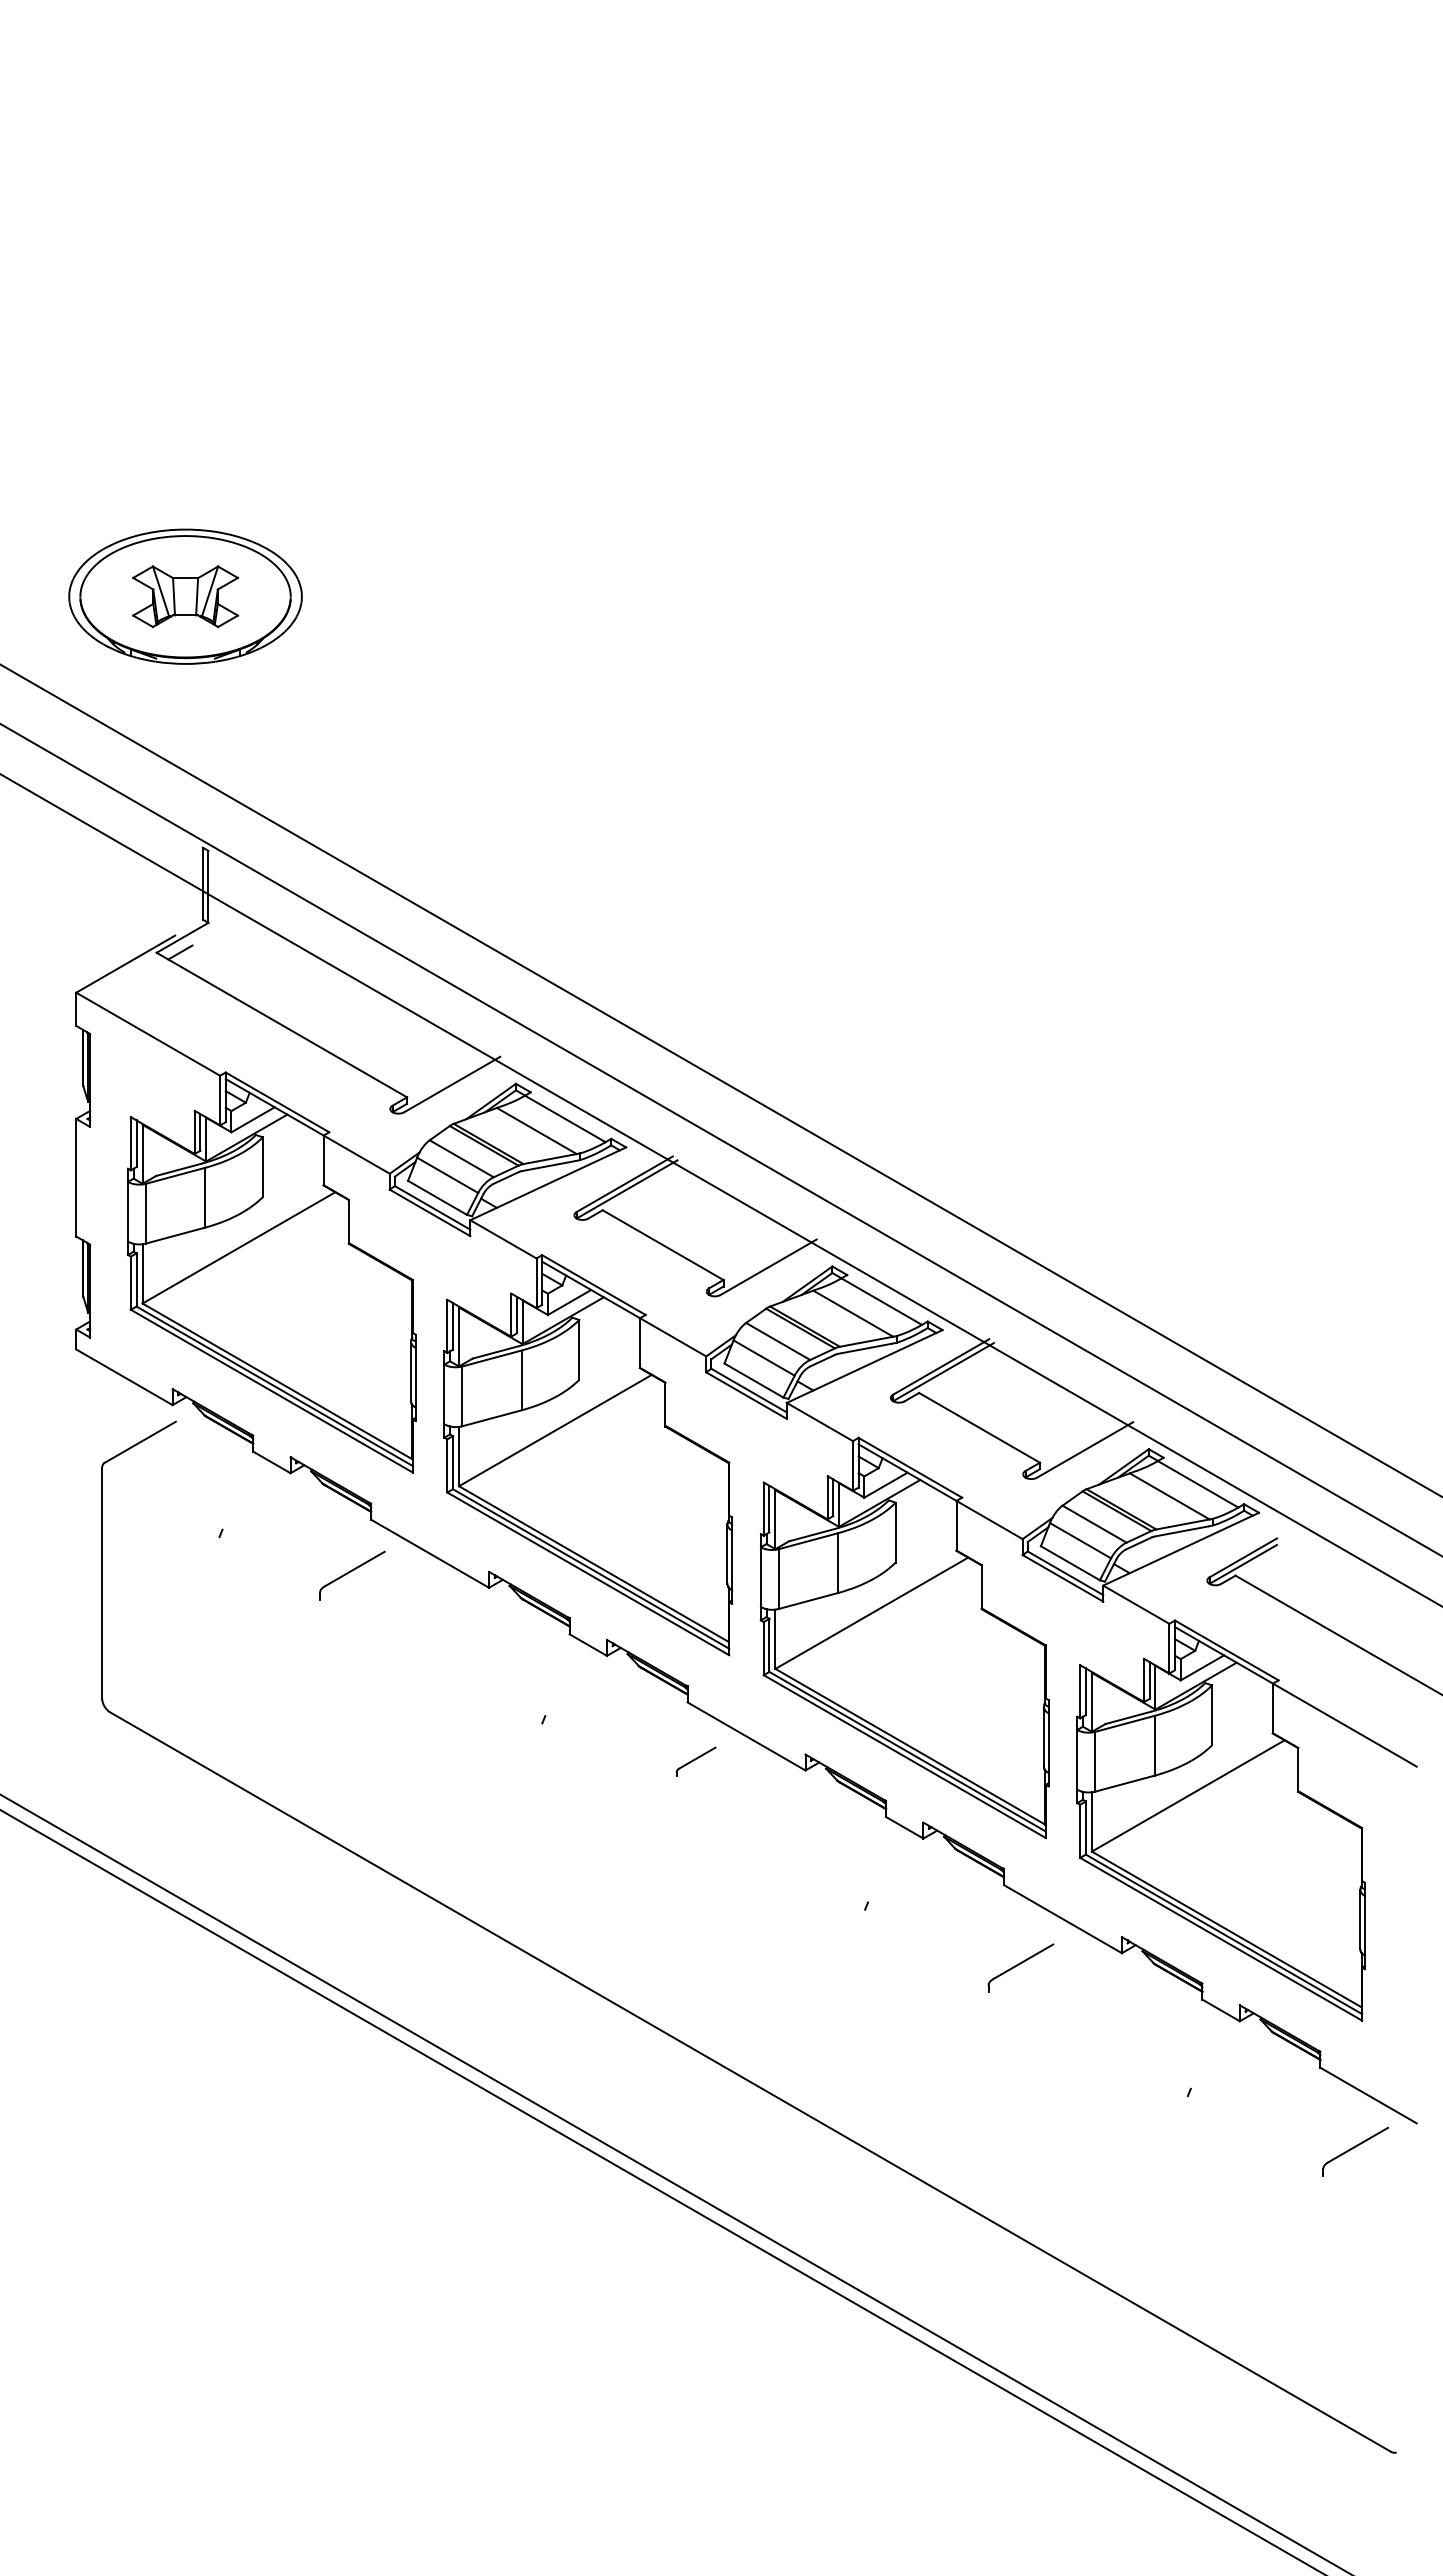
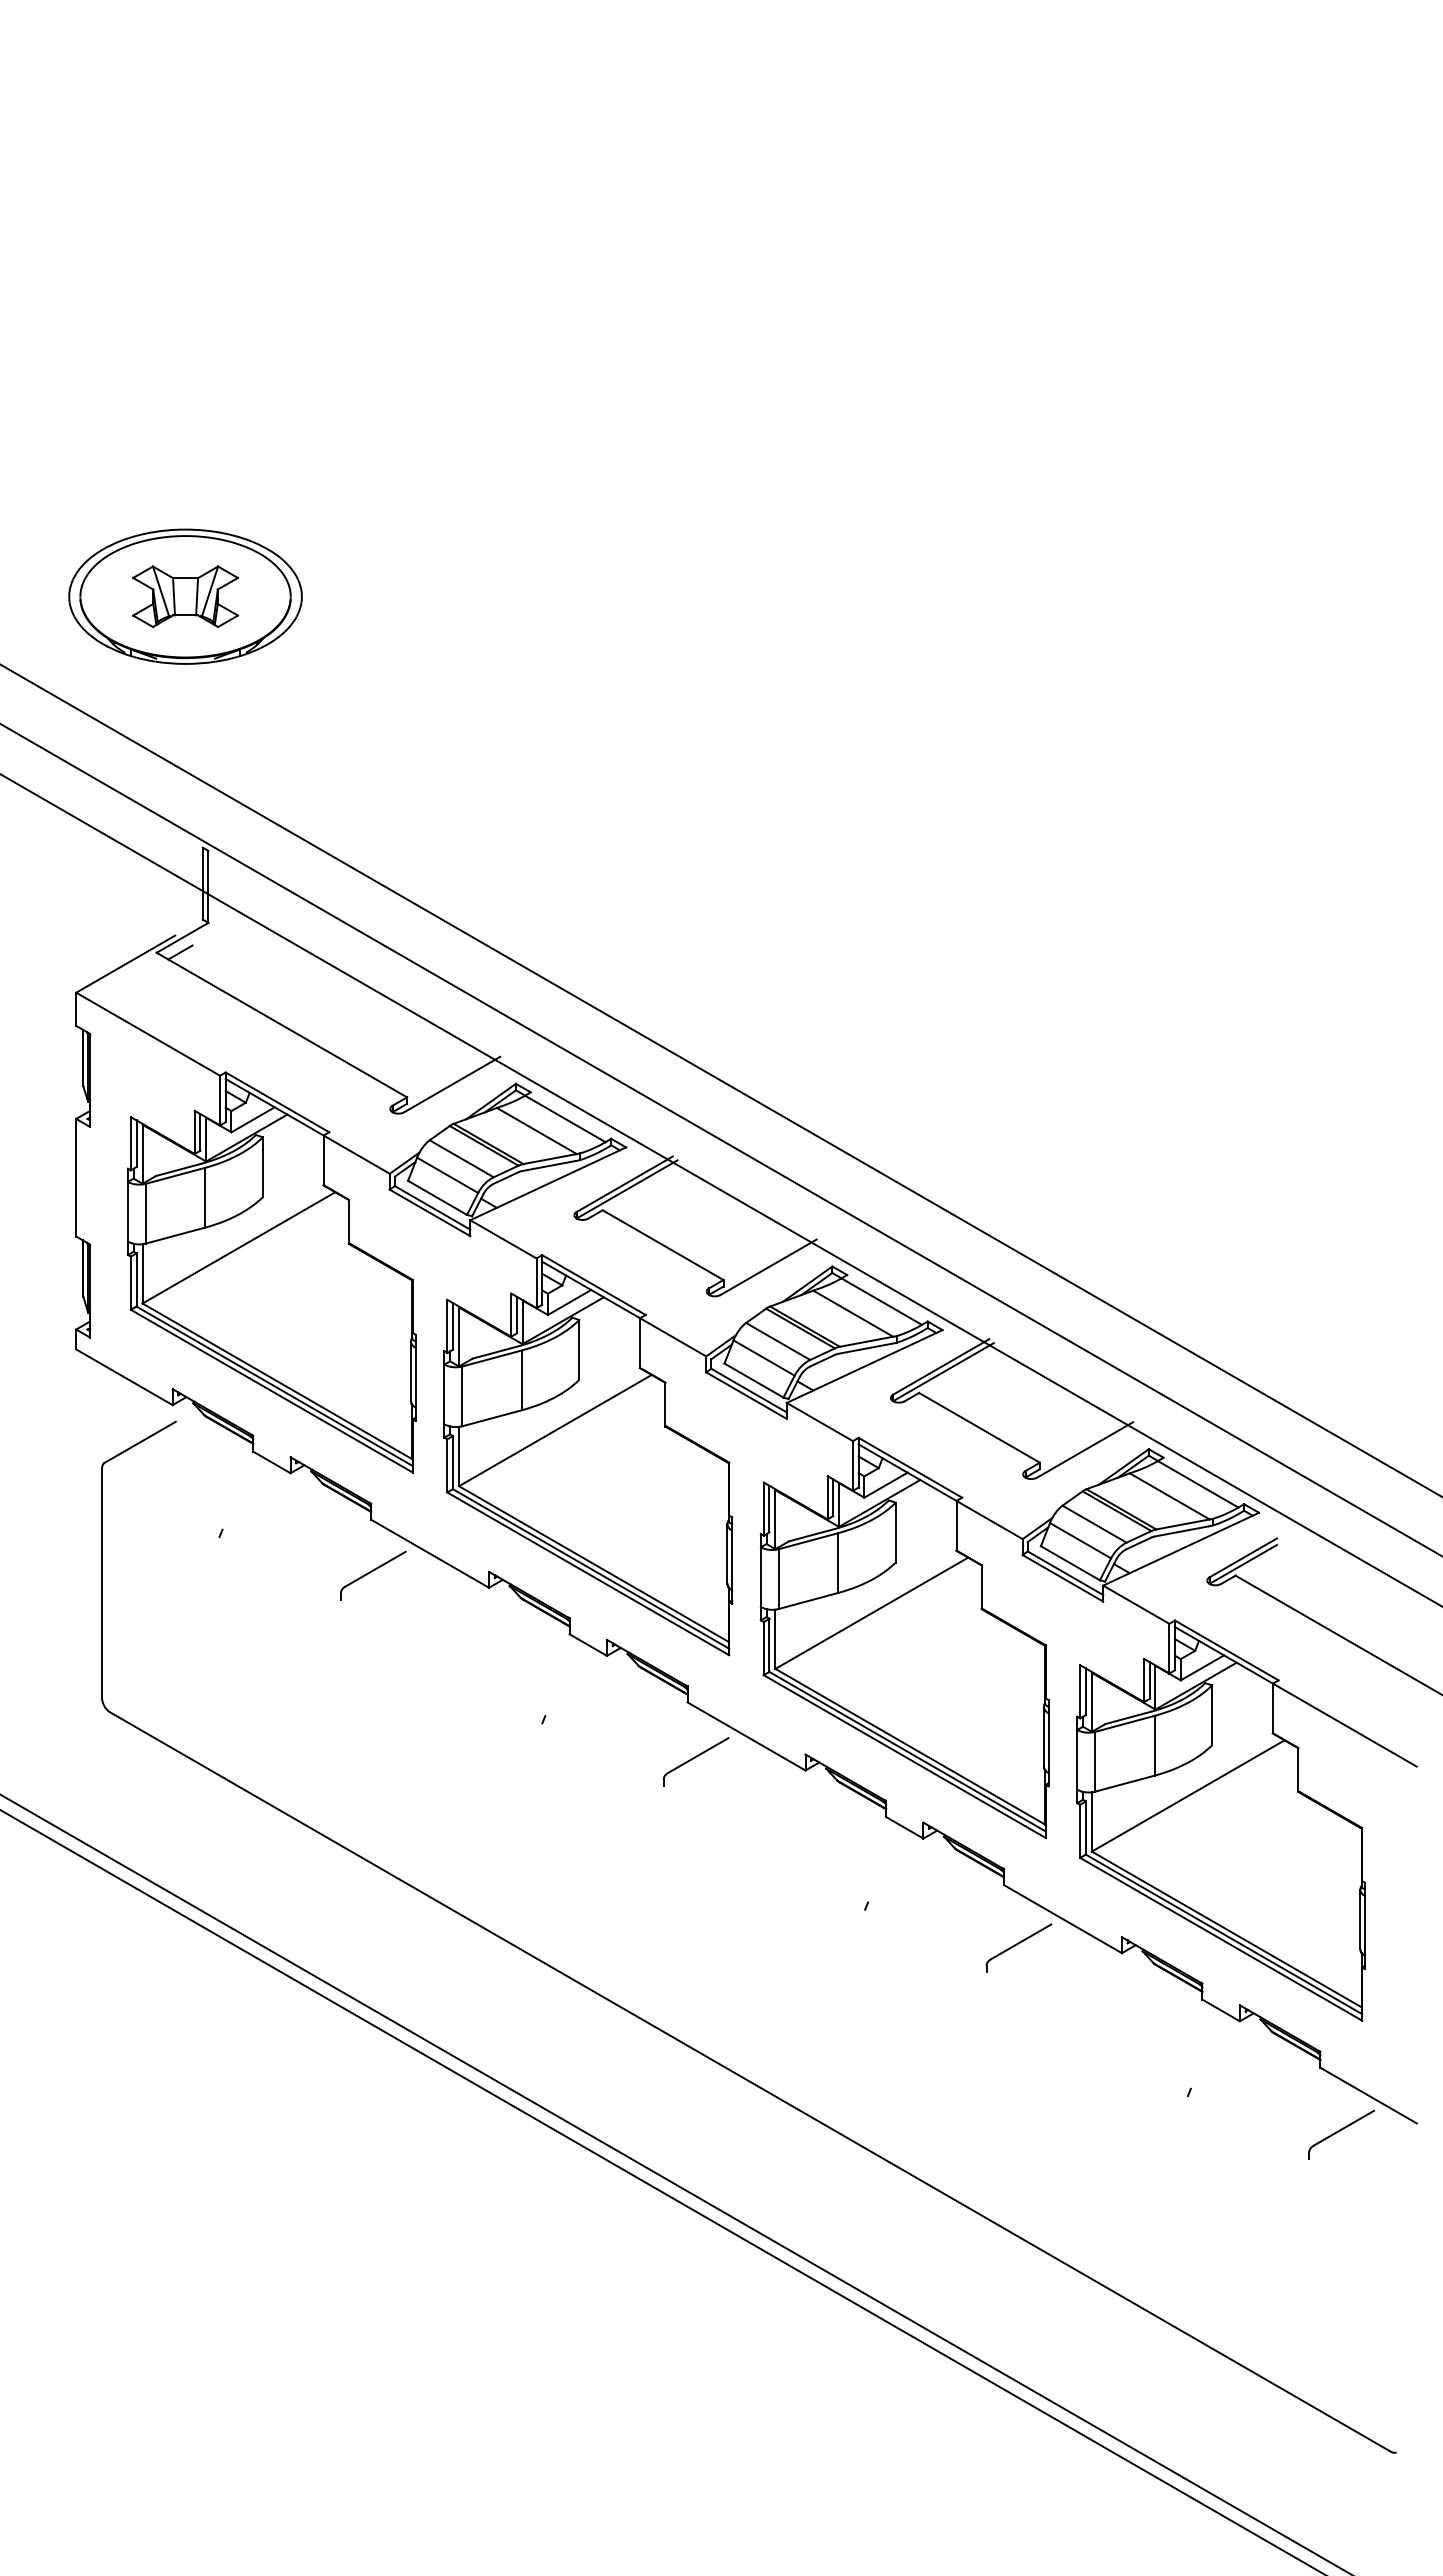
part position: (352, 1575) -> (373, 1575) (373, 1575)
part size: 42x31 px -> 68x50 px (695, 1761)
part position: (1020, 1967) -> (1018, 1947) (1018, 1947)
part position: (1355, 2151) -> (1341, 2134) (1341, 2134)
